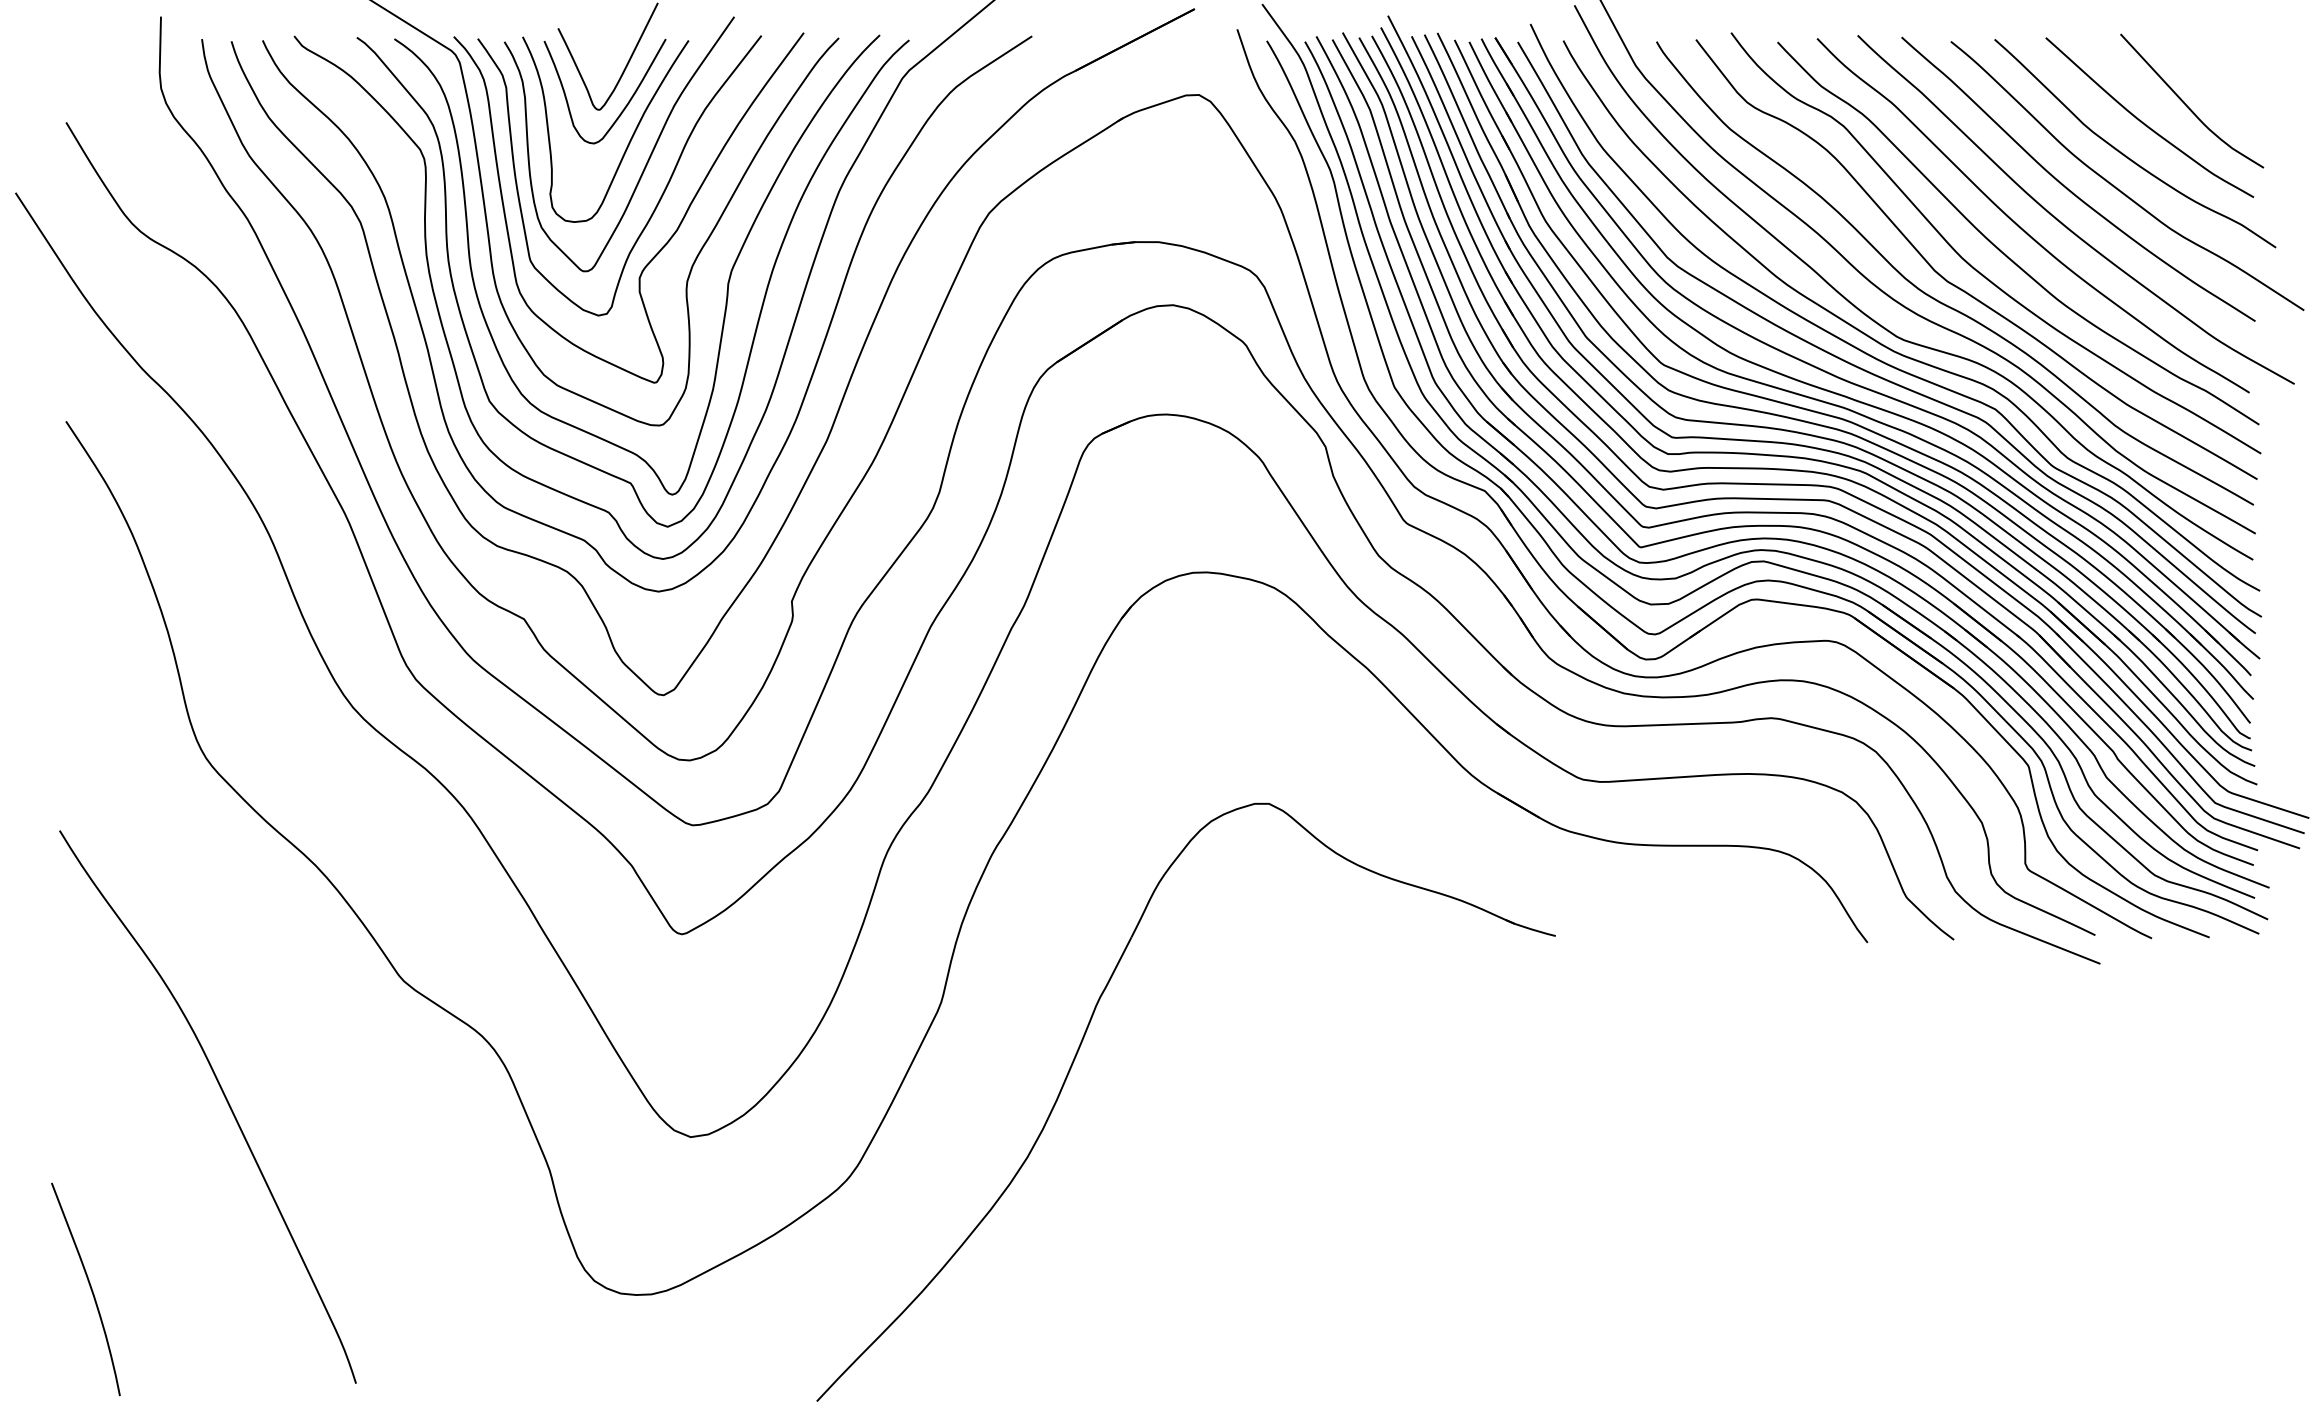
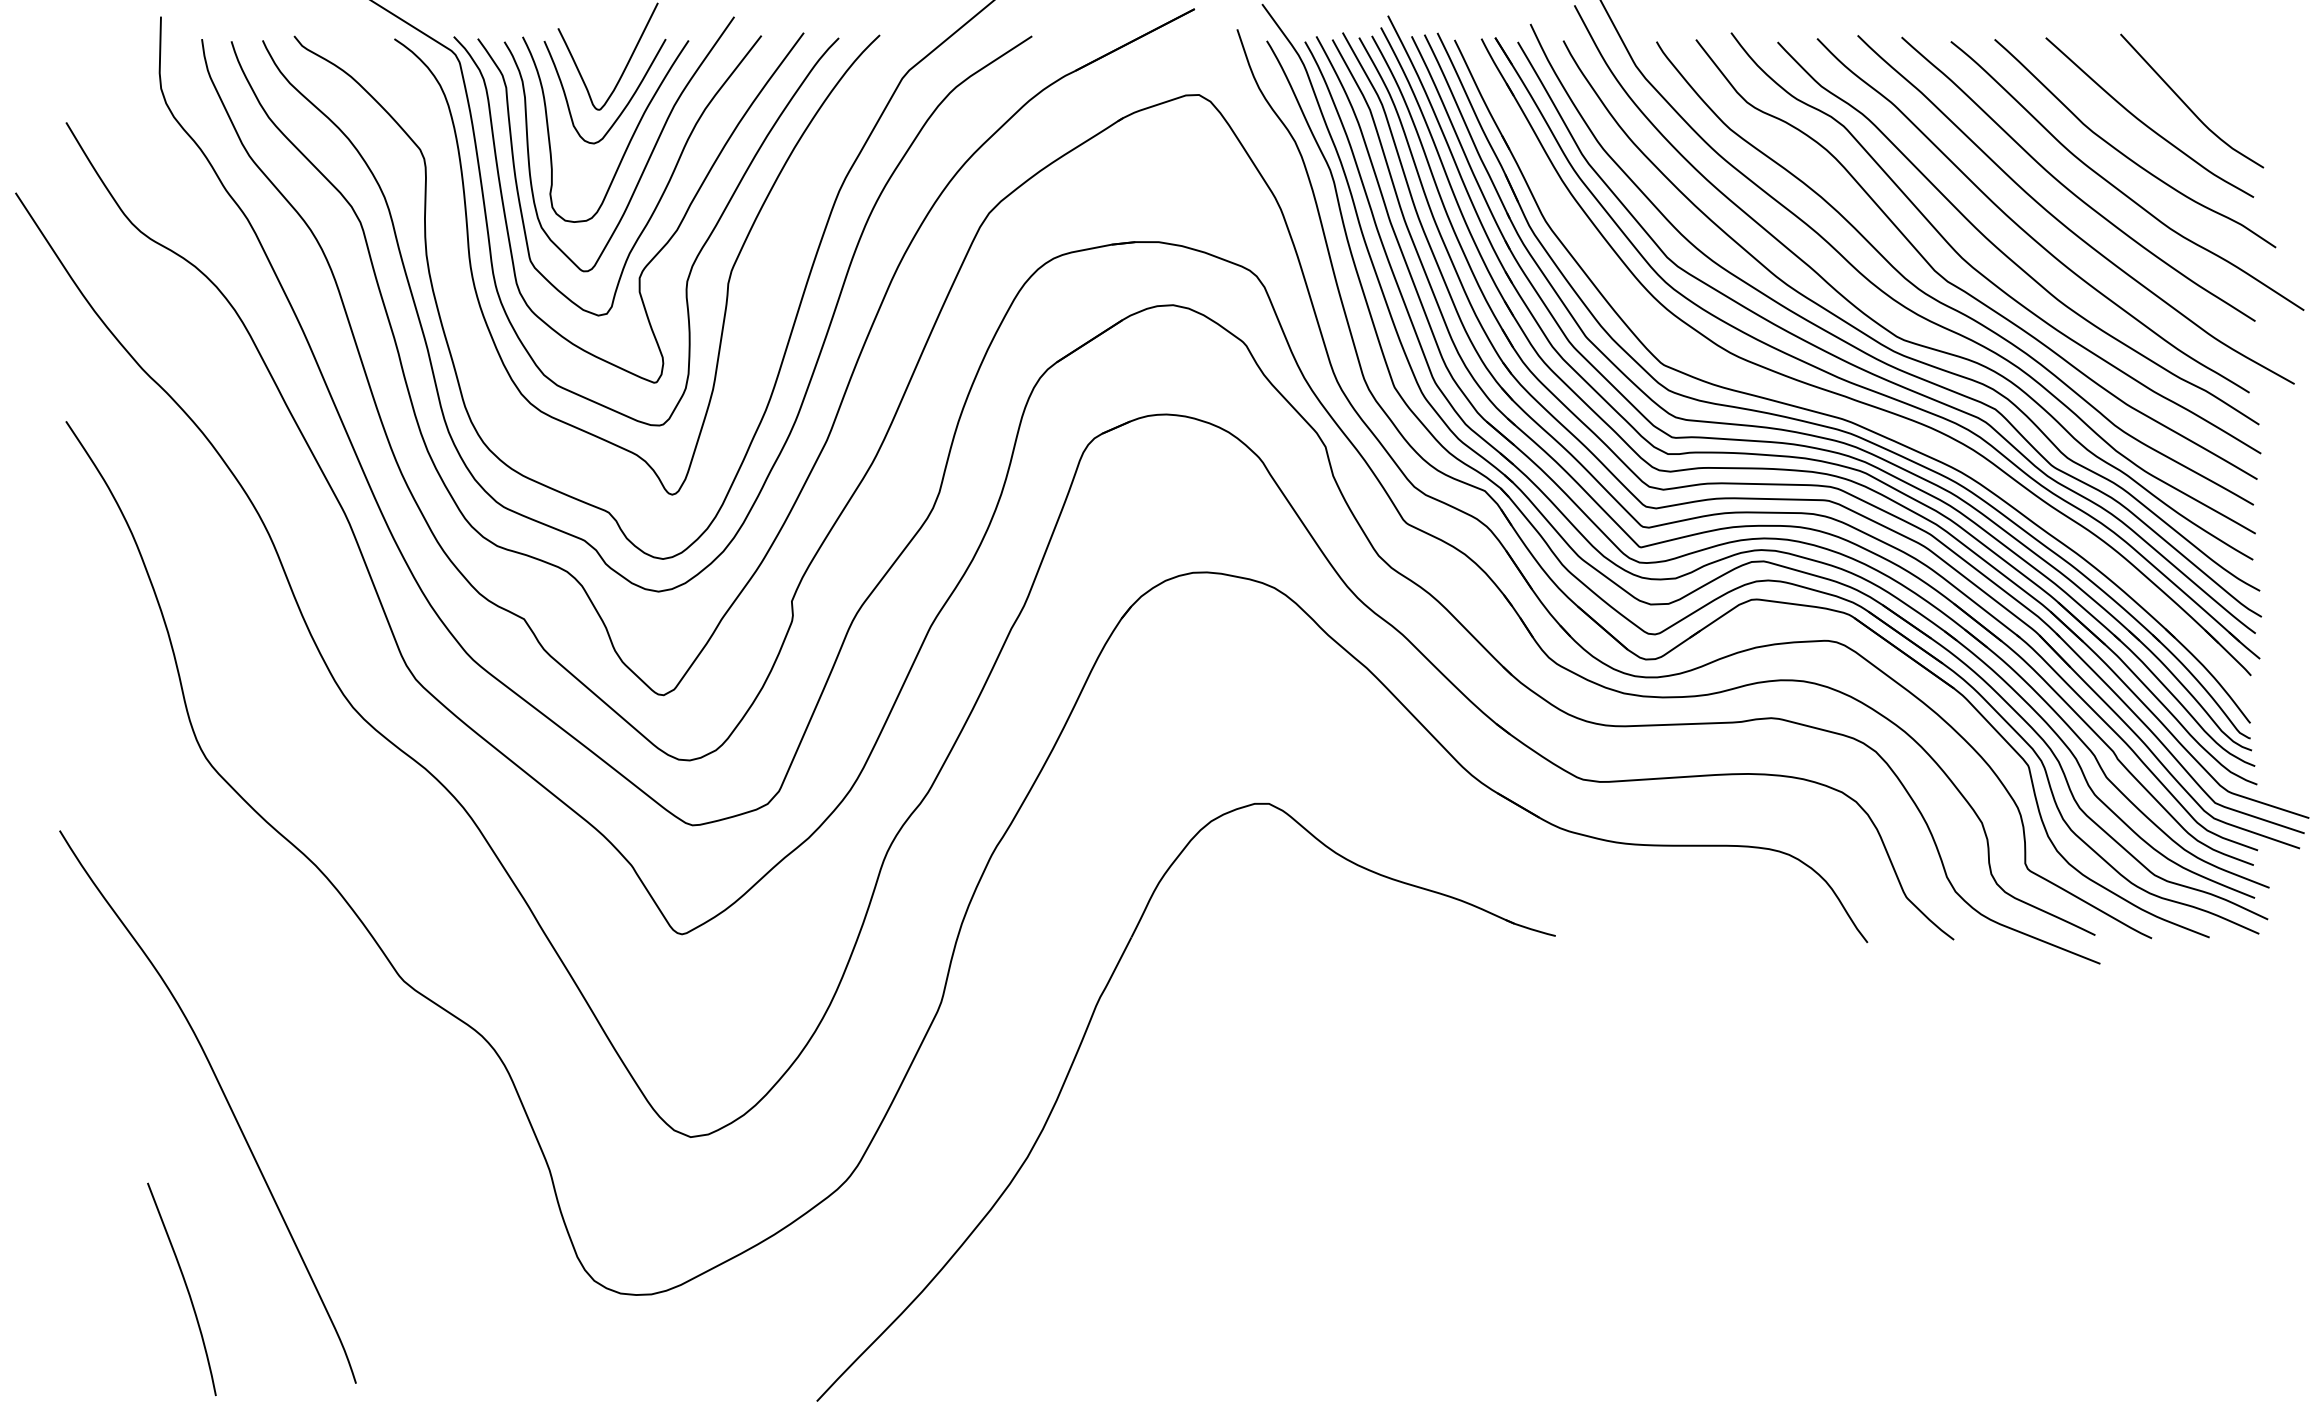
curve: present -> none (759, 312)
part: present -> none (1846, 407)
curve position: (89, 1286) -> (185, 1286) (185, 1286)
